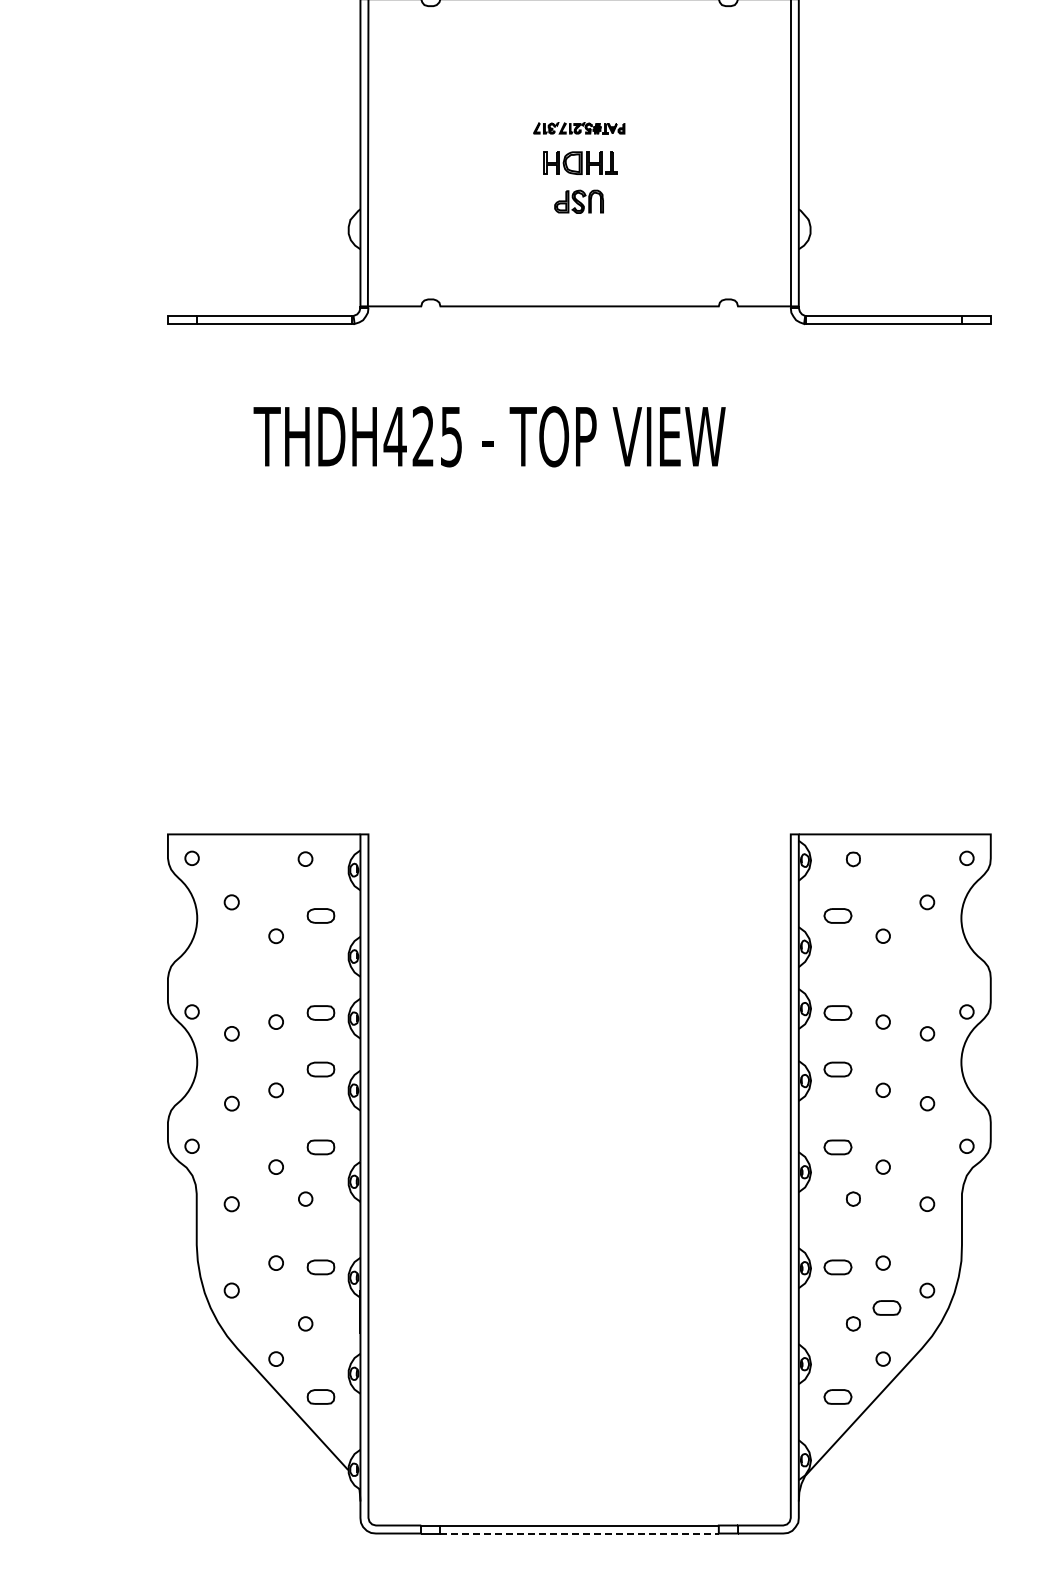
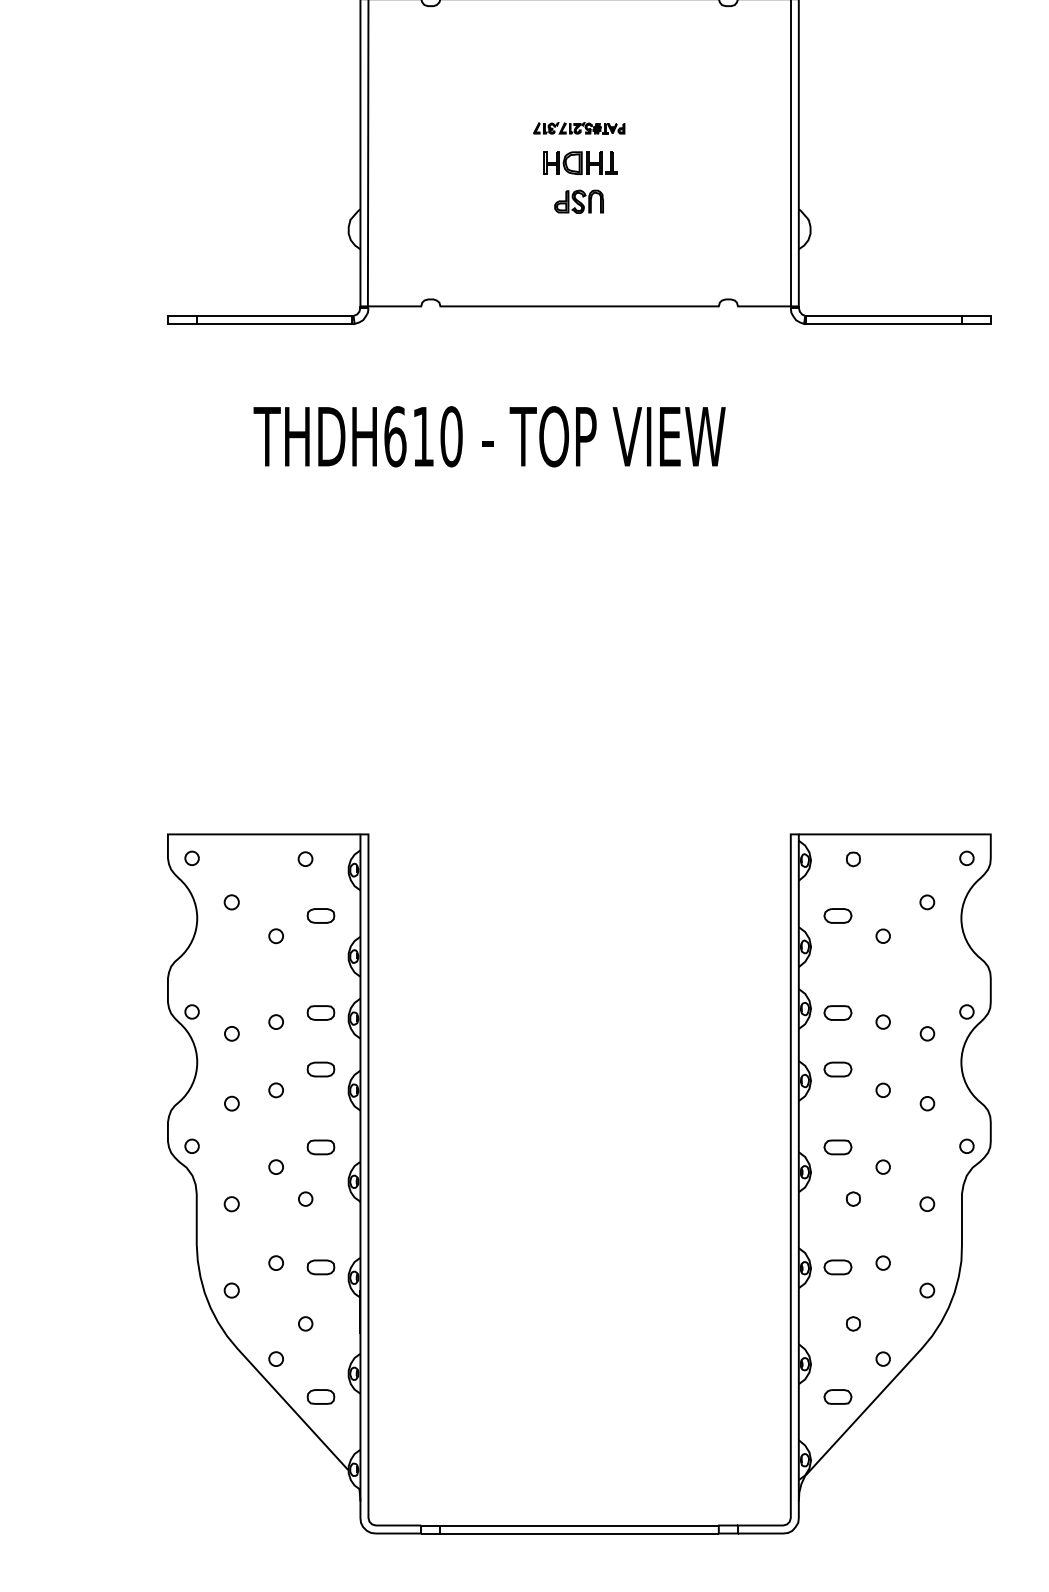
text: THDH425 -> THDH610 (422, 436)
part: present -> none (886, 1307)
line: dashed -> solid (580, 1533)
